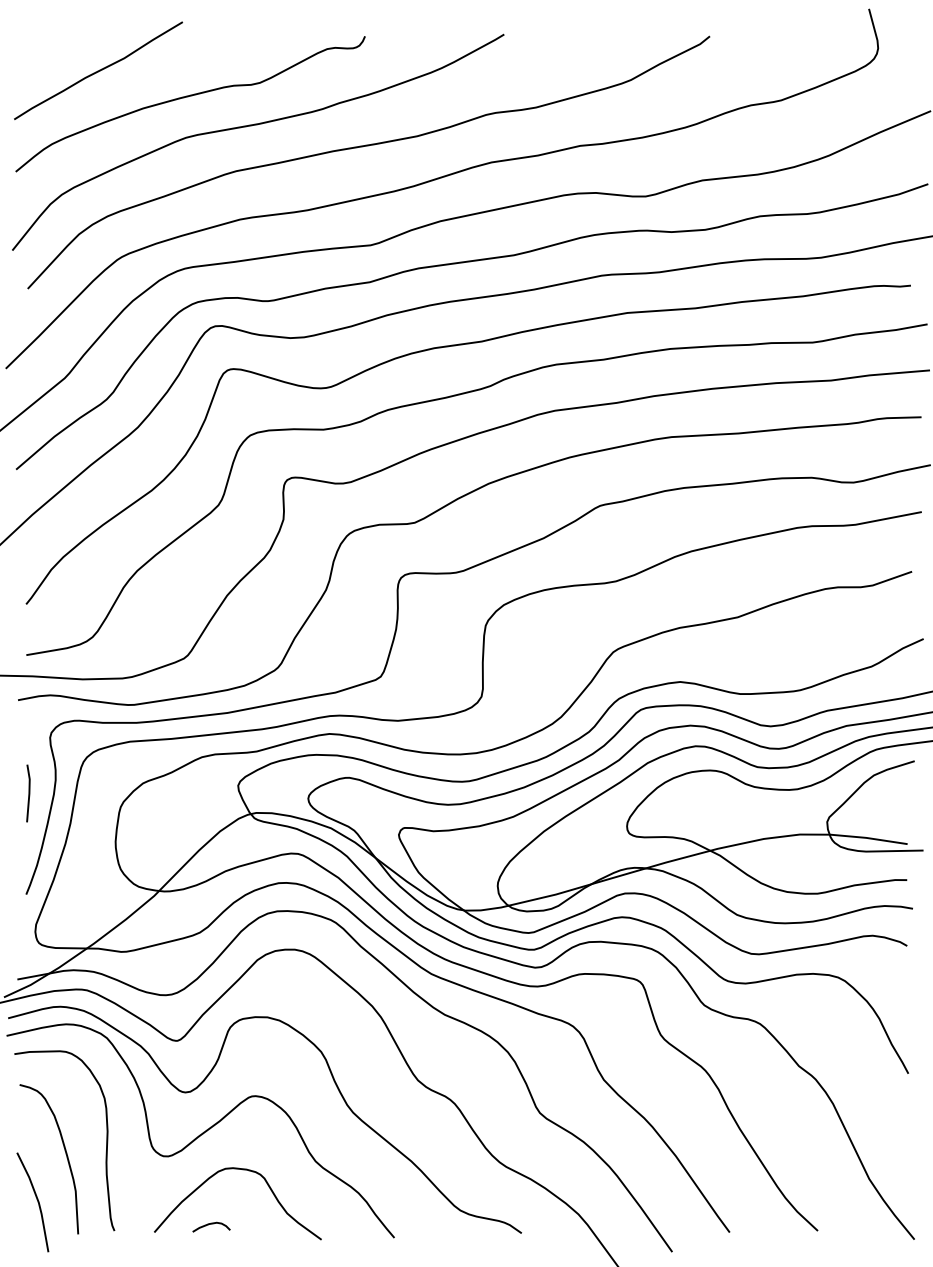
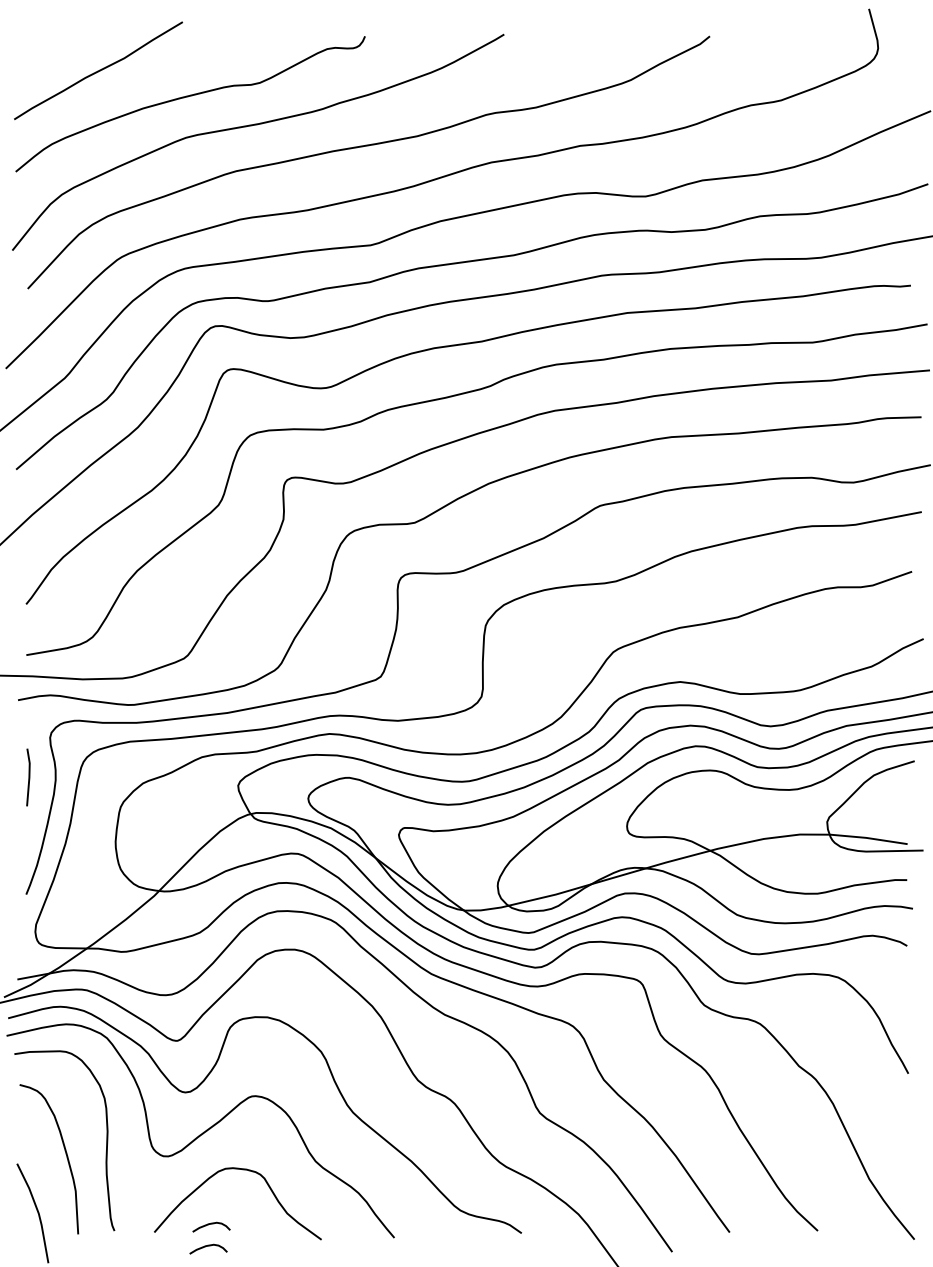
line position: (28, 793) -> (28, 777) (28, 777)
line position: (36, 1199) -> (36, 1210) (36, 1210)
curve: none -> present (208, 1246)
